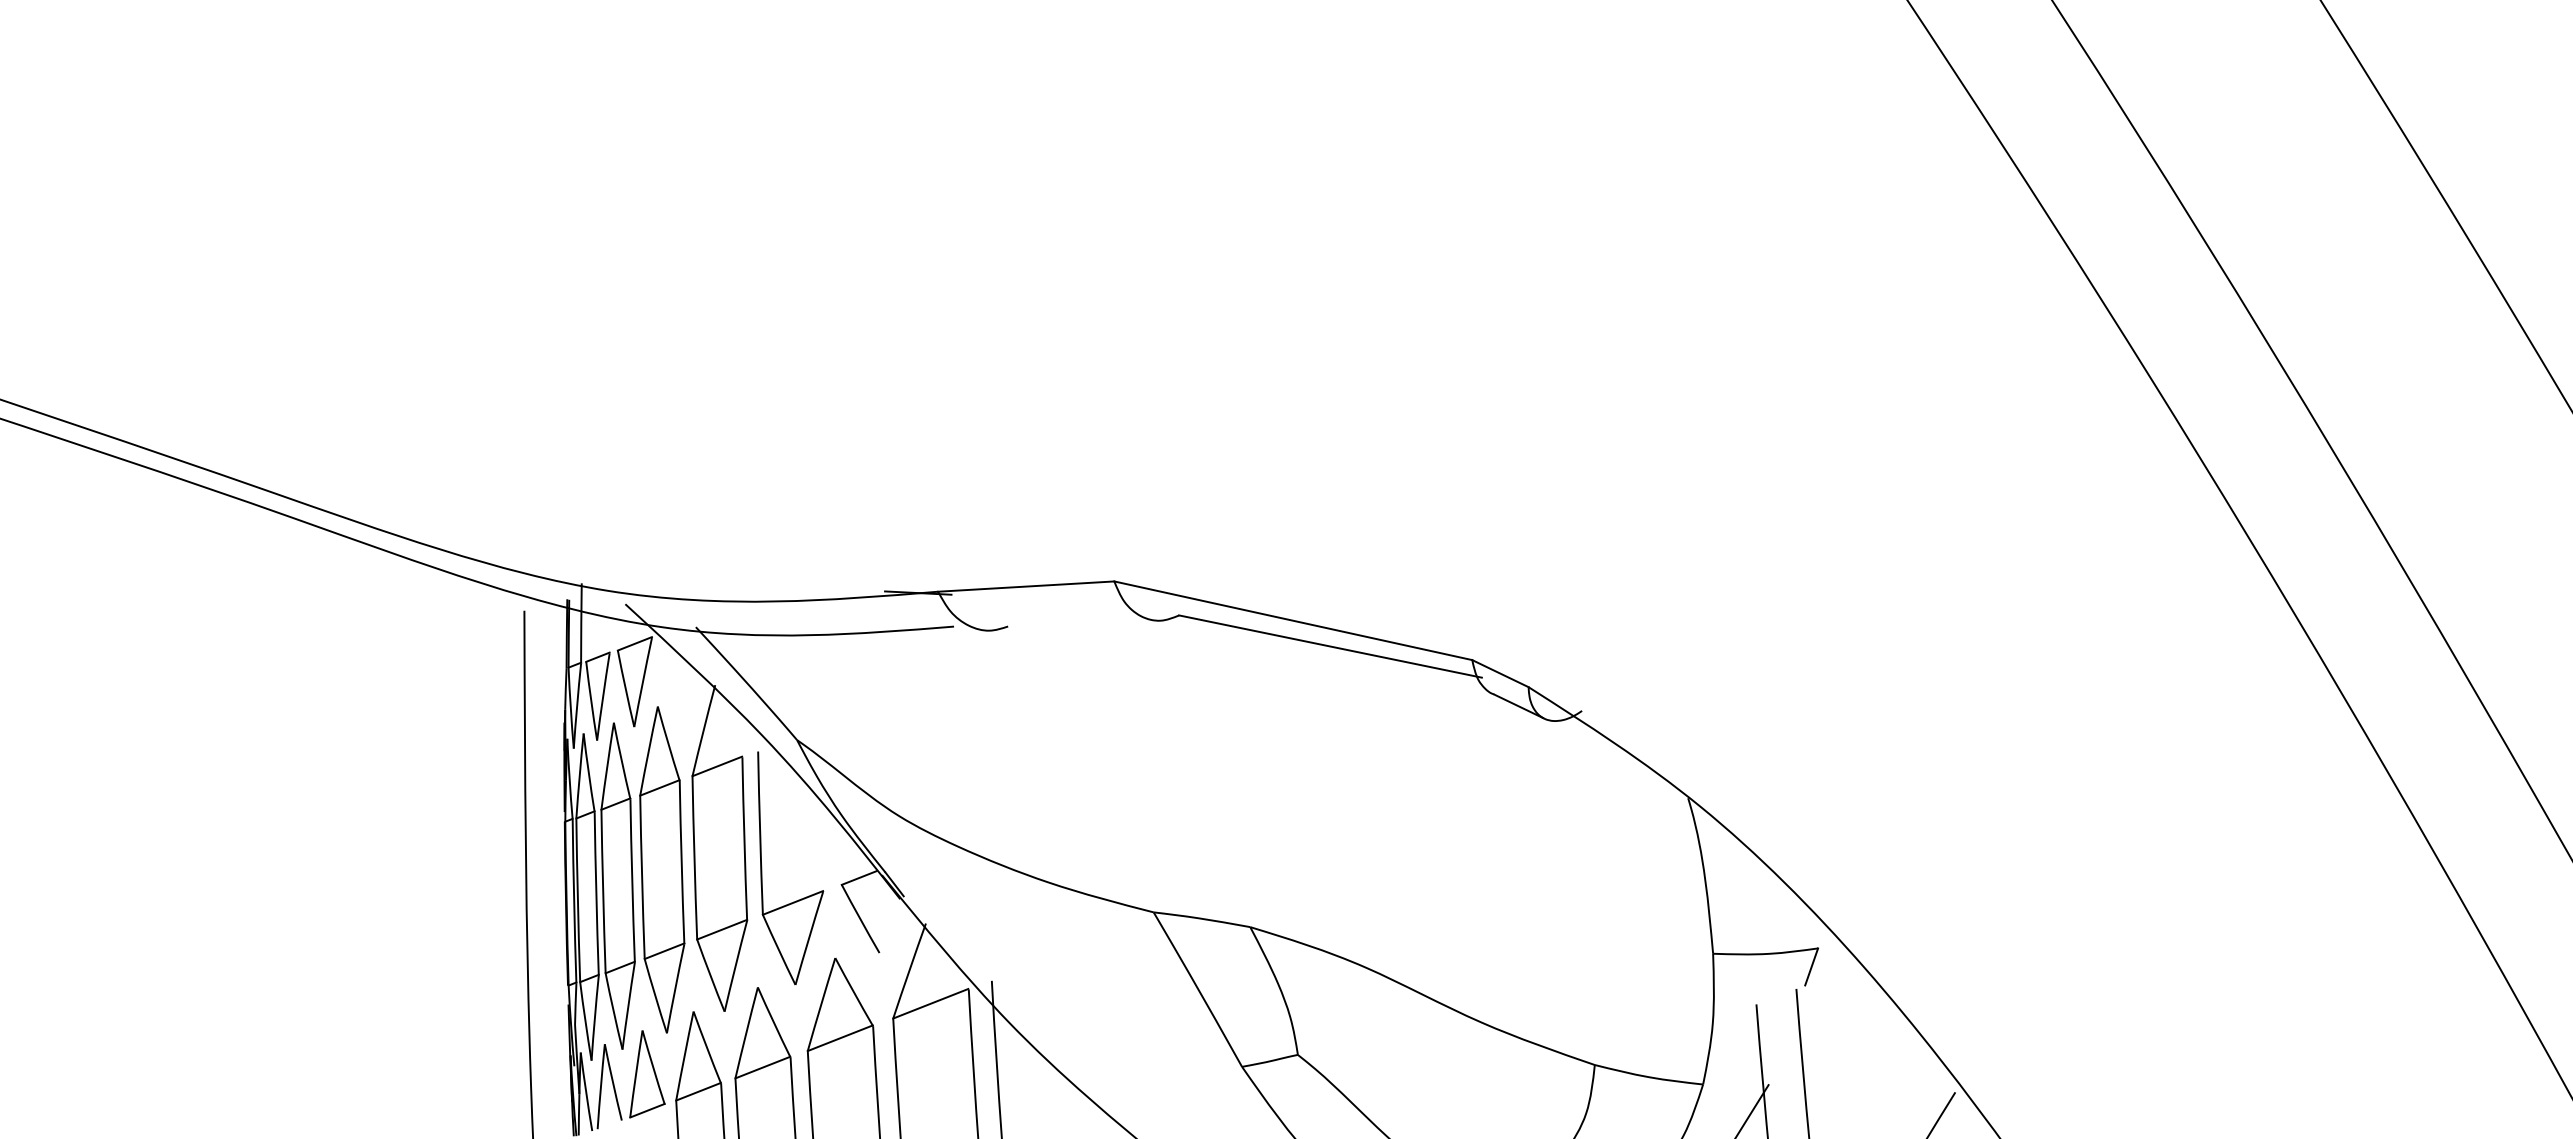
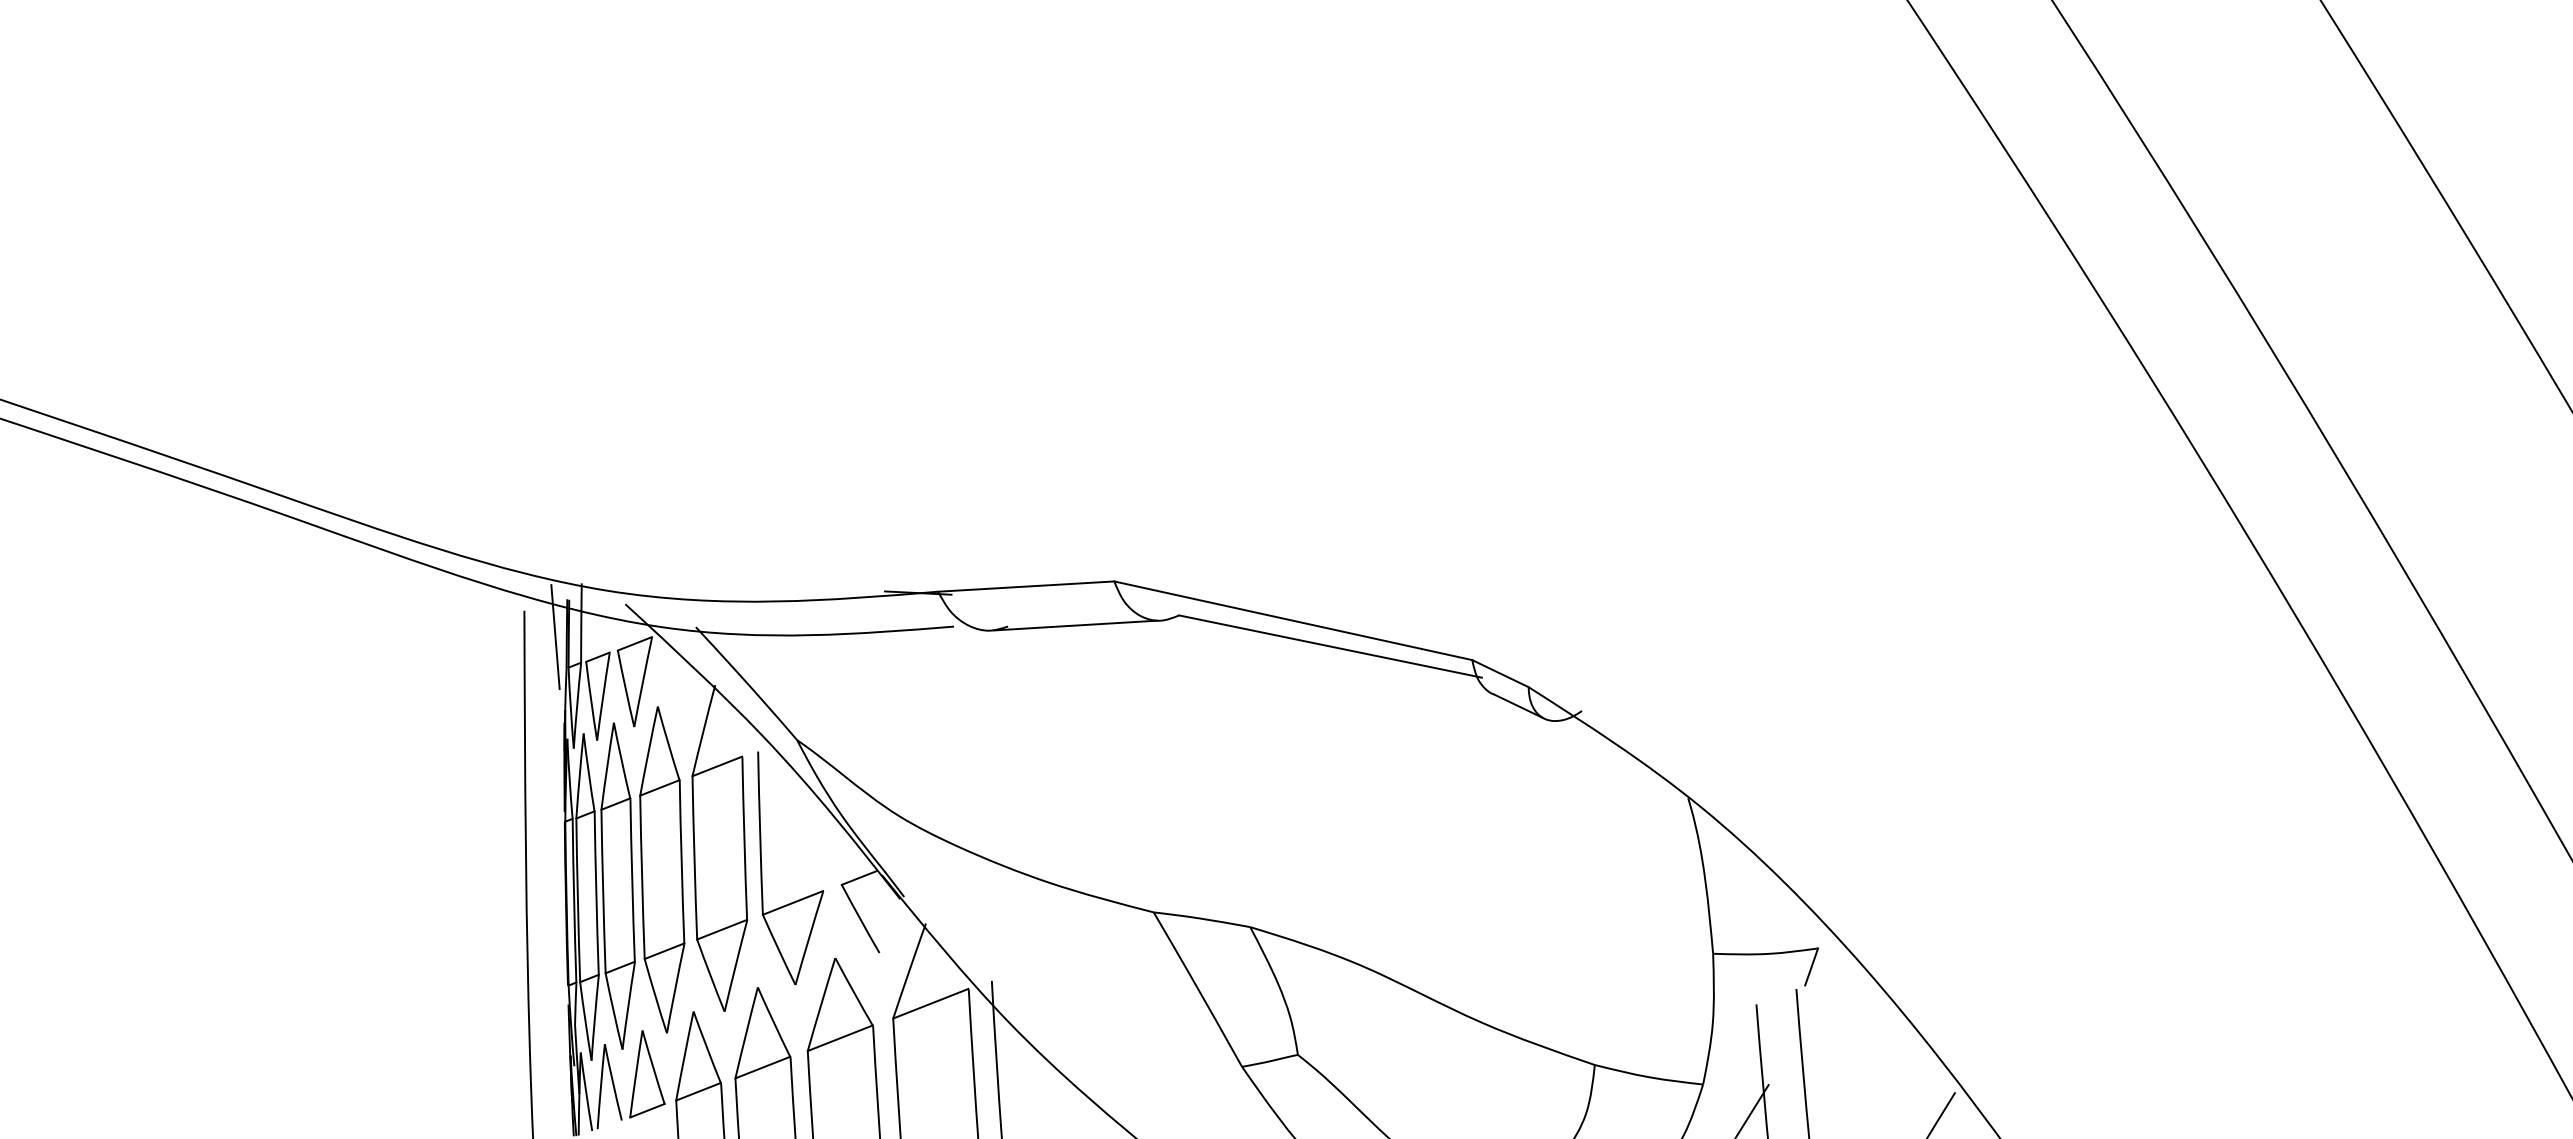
line: none -> present (1075, 625)
line: none -> present (555, 637)
